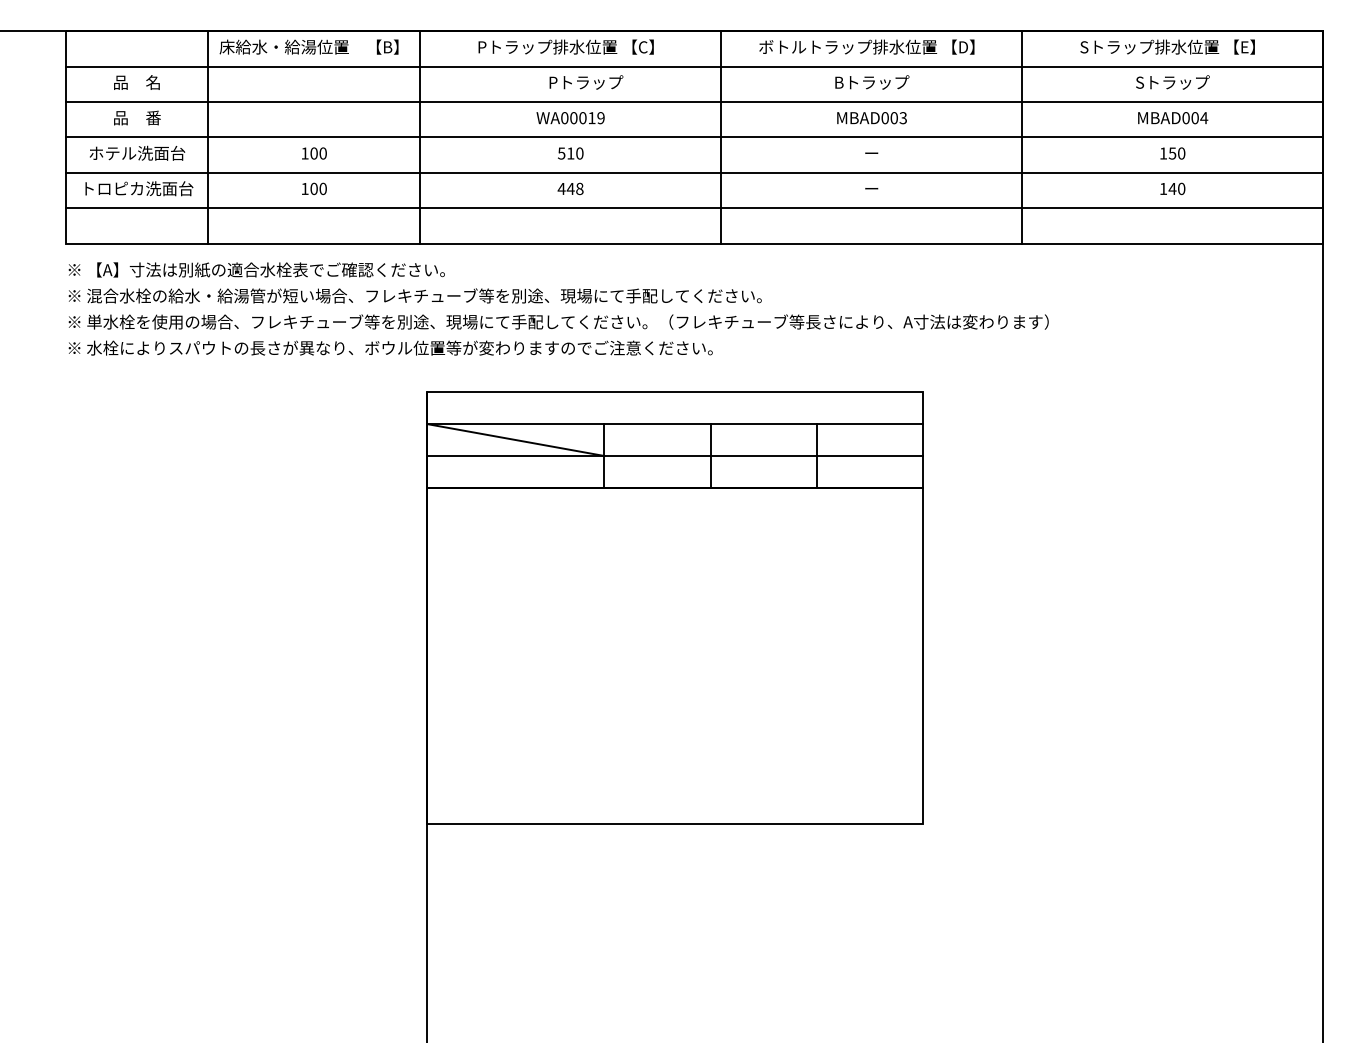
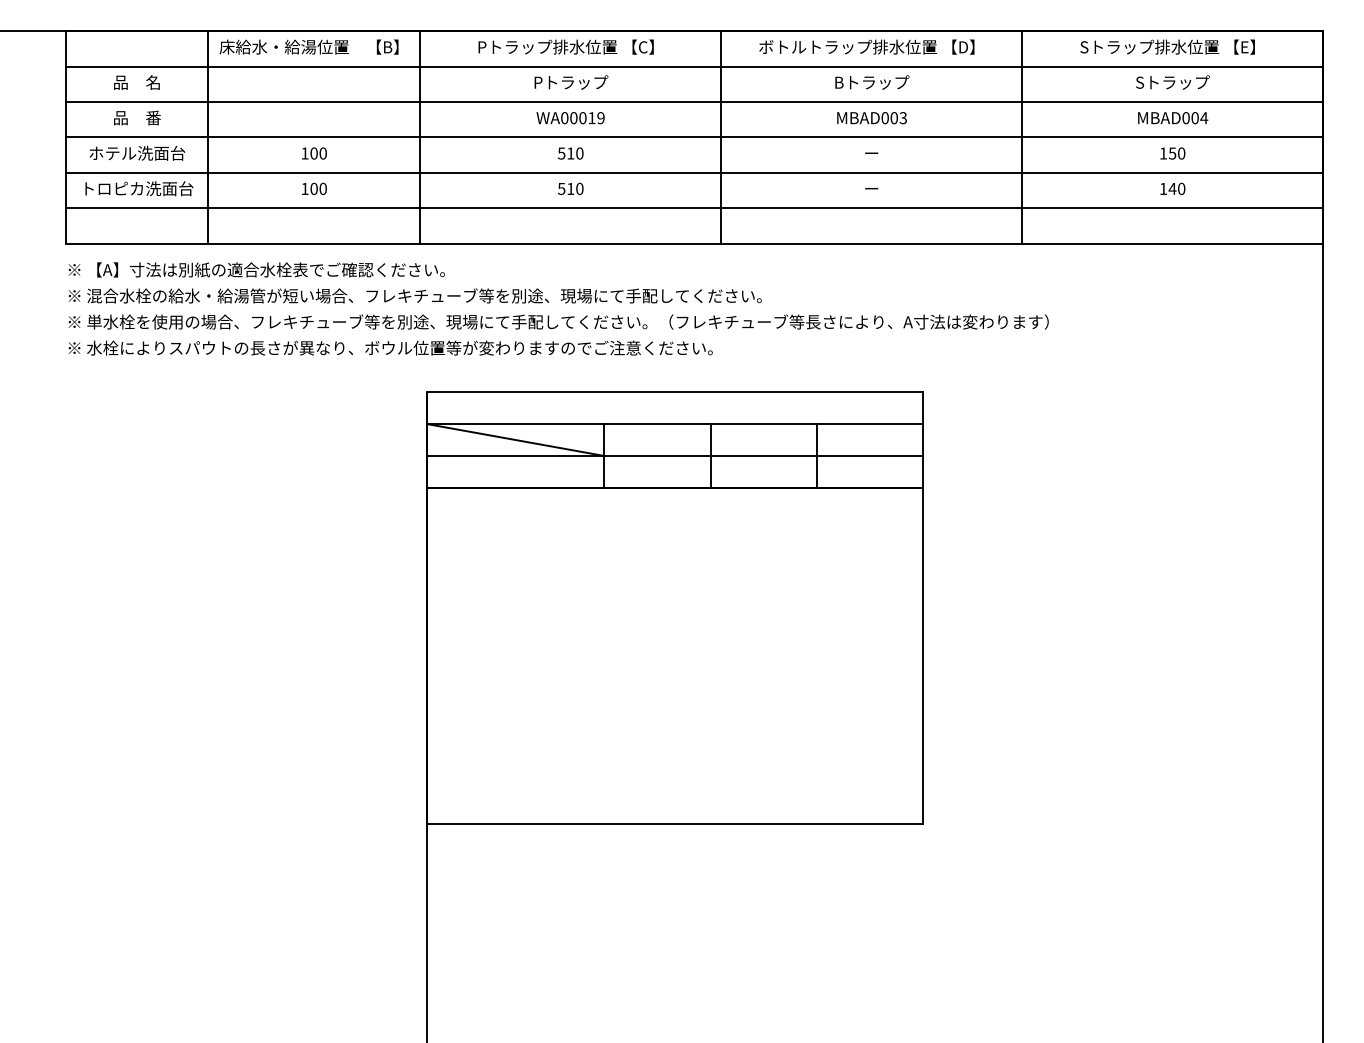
text position: (586, 82) -> (571, 82) (571, 82)
text: 448 -> 510 (570, 189)
